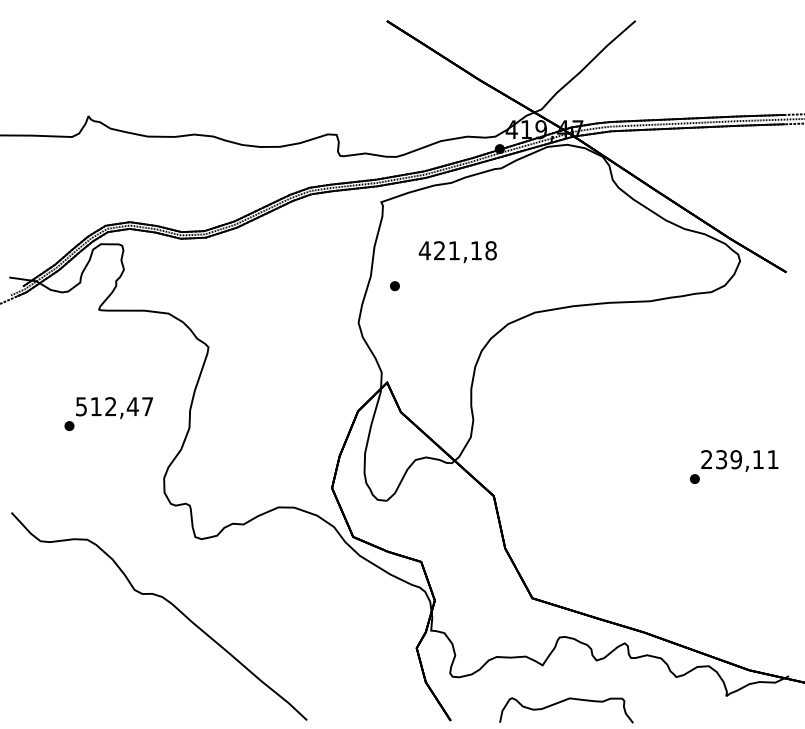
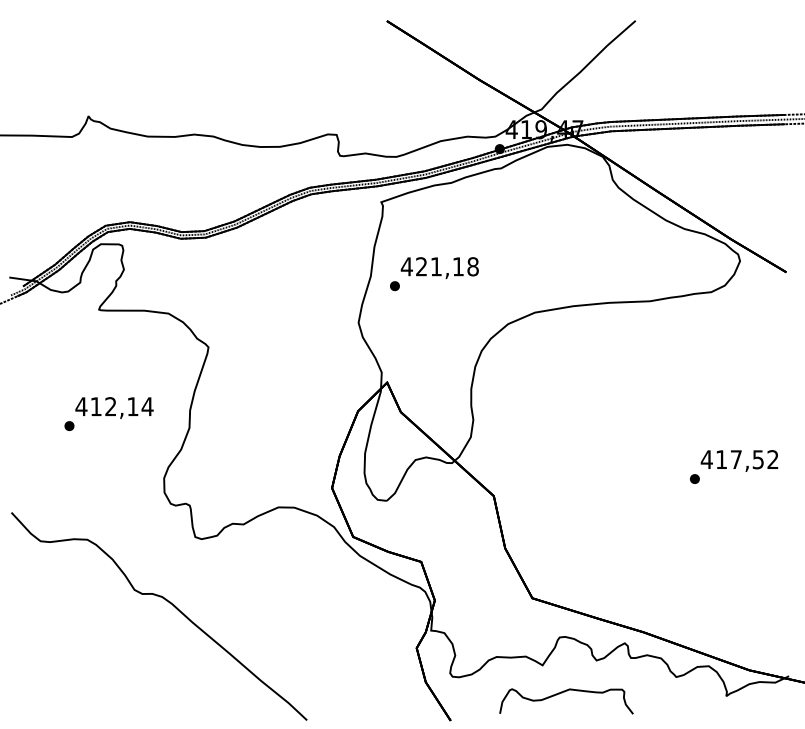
text position: (457, 252) -> (439, 268) (439, 268)
text: 512,47 -> 412,14 (114, 406)
text: 239,11 -> 417,52 (739, 459)
curve position: (562, 702) -> (562, 693) (562, 693)
